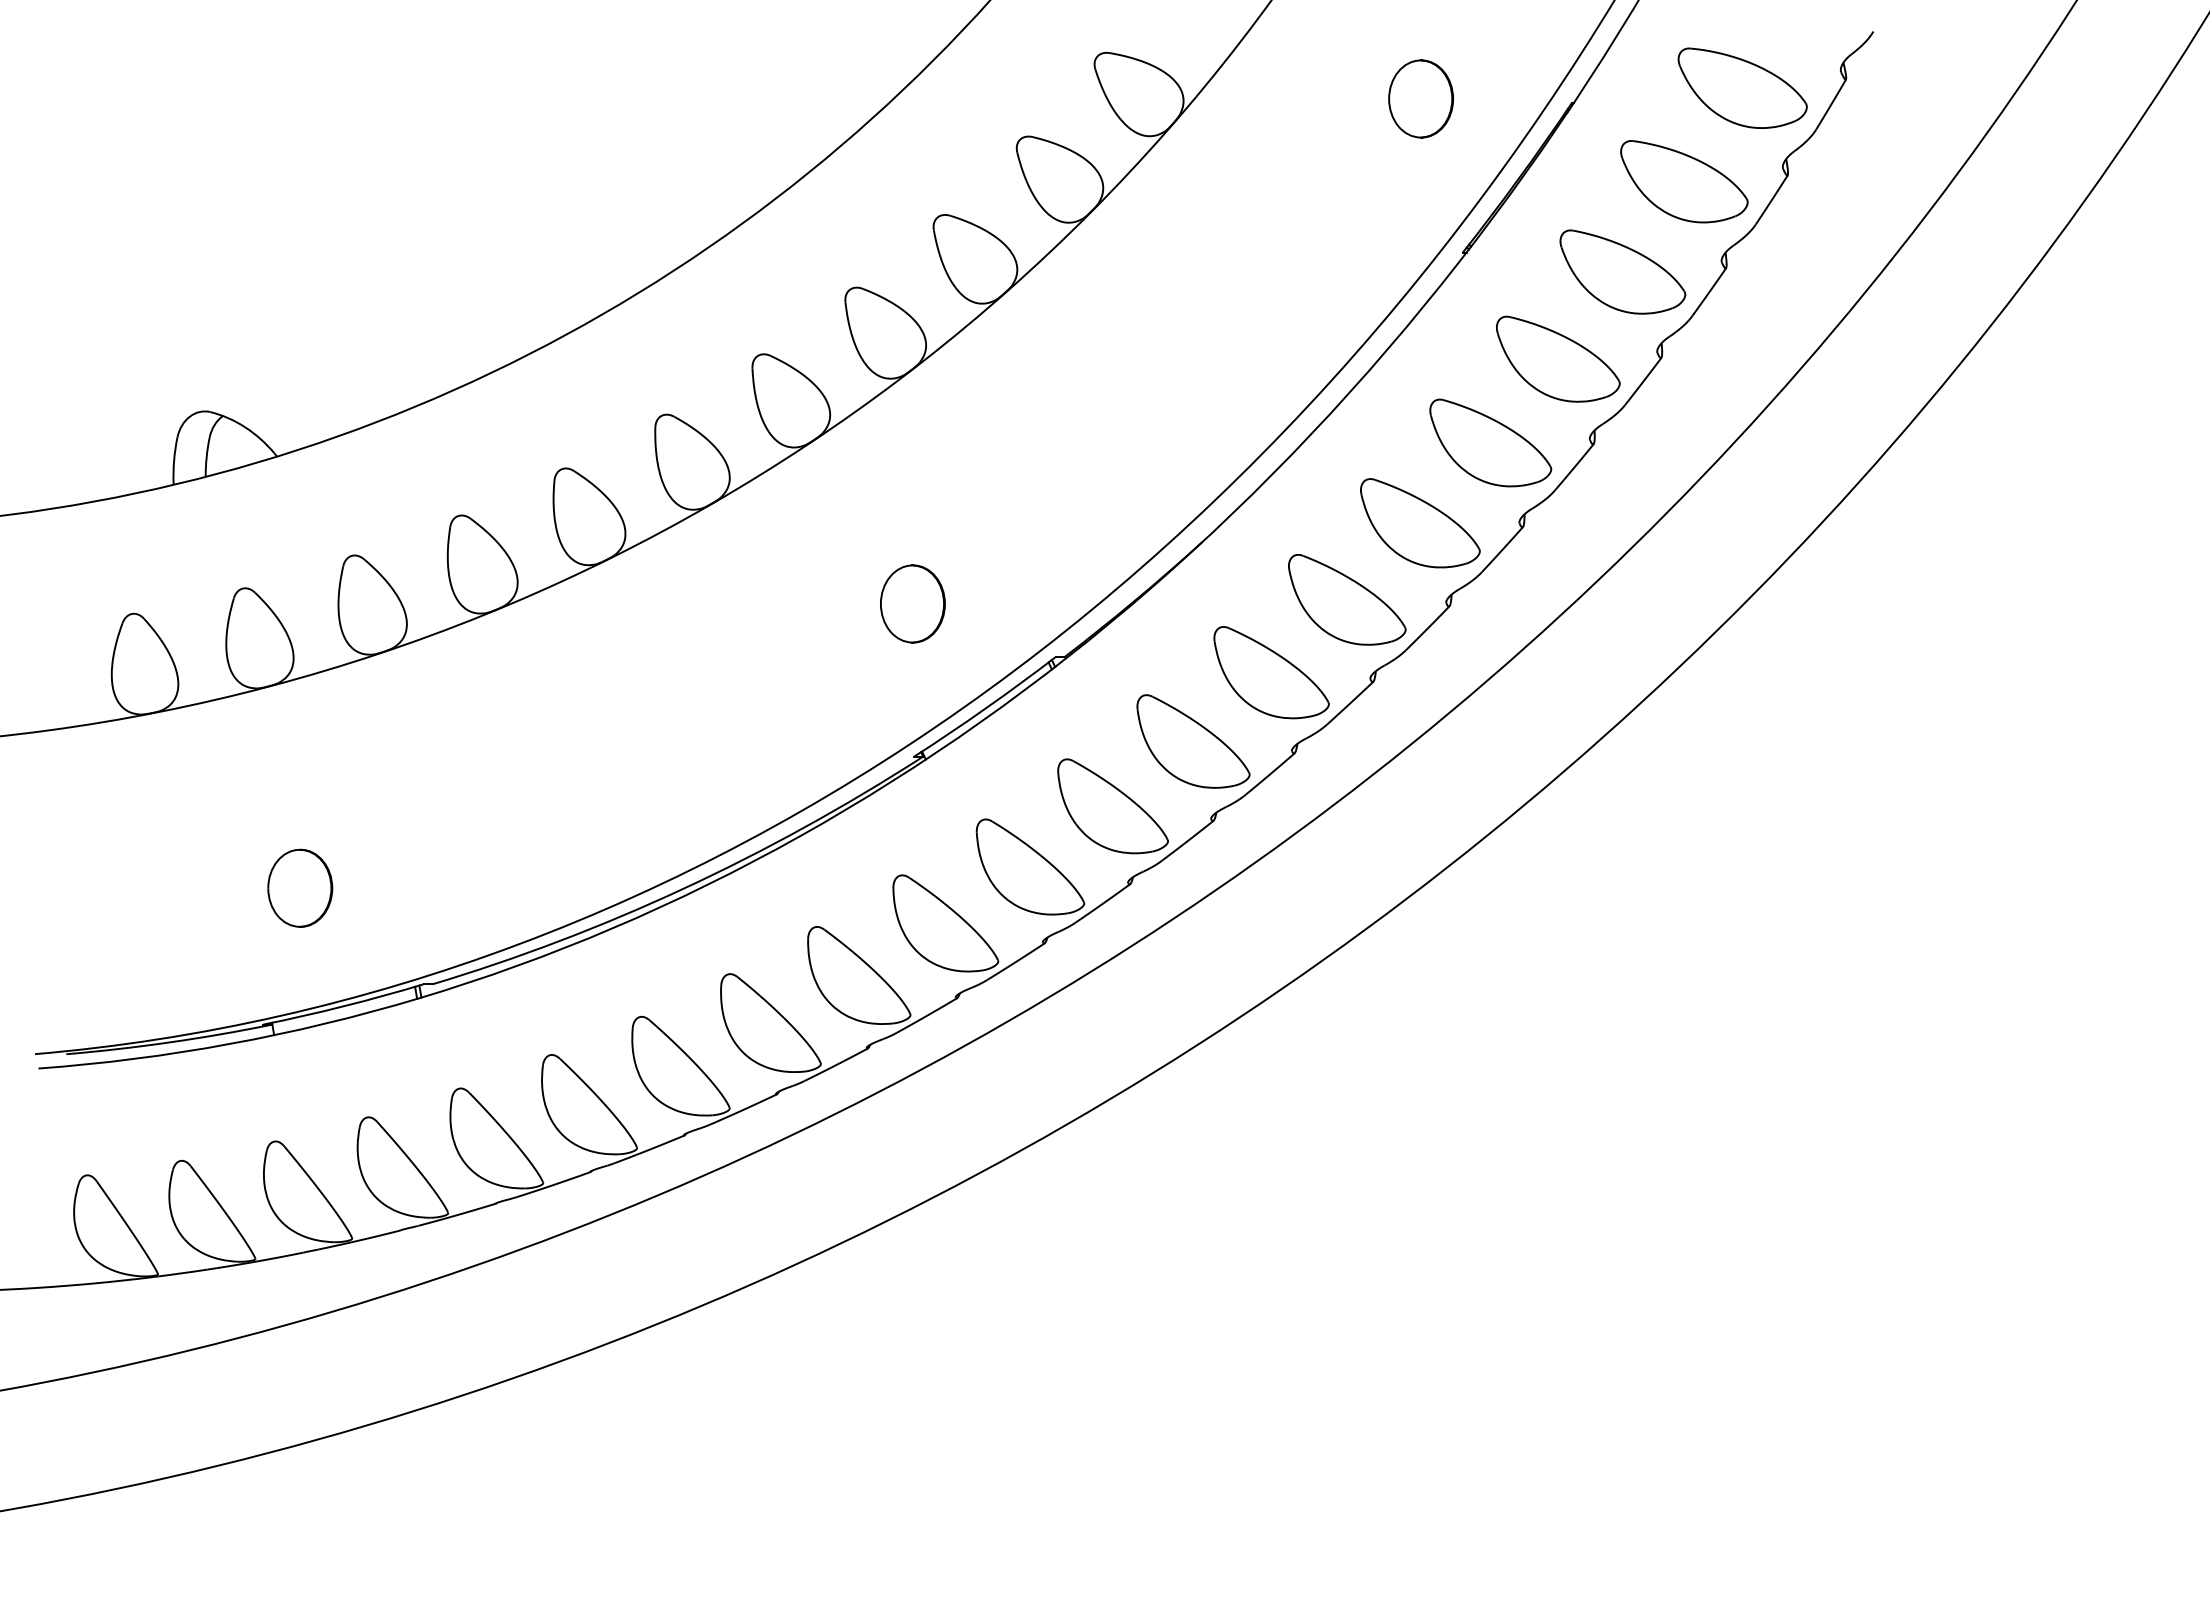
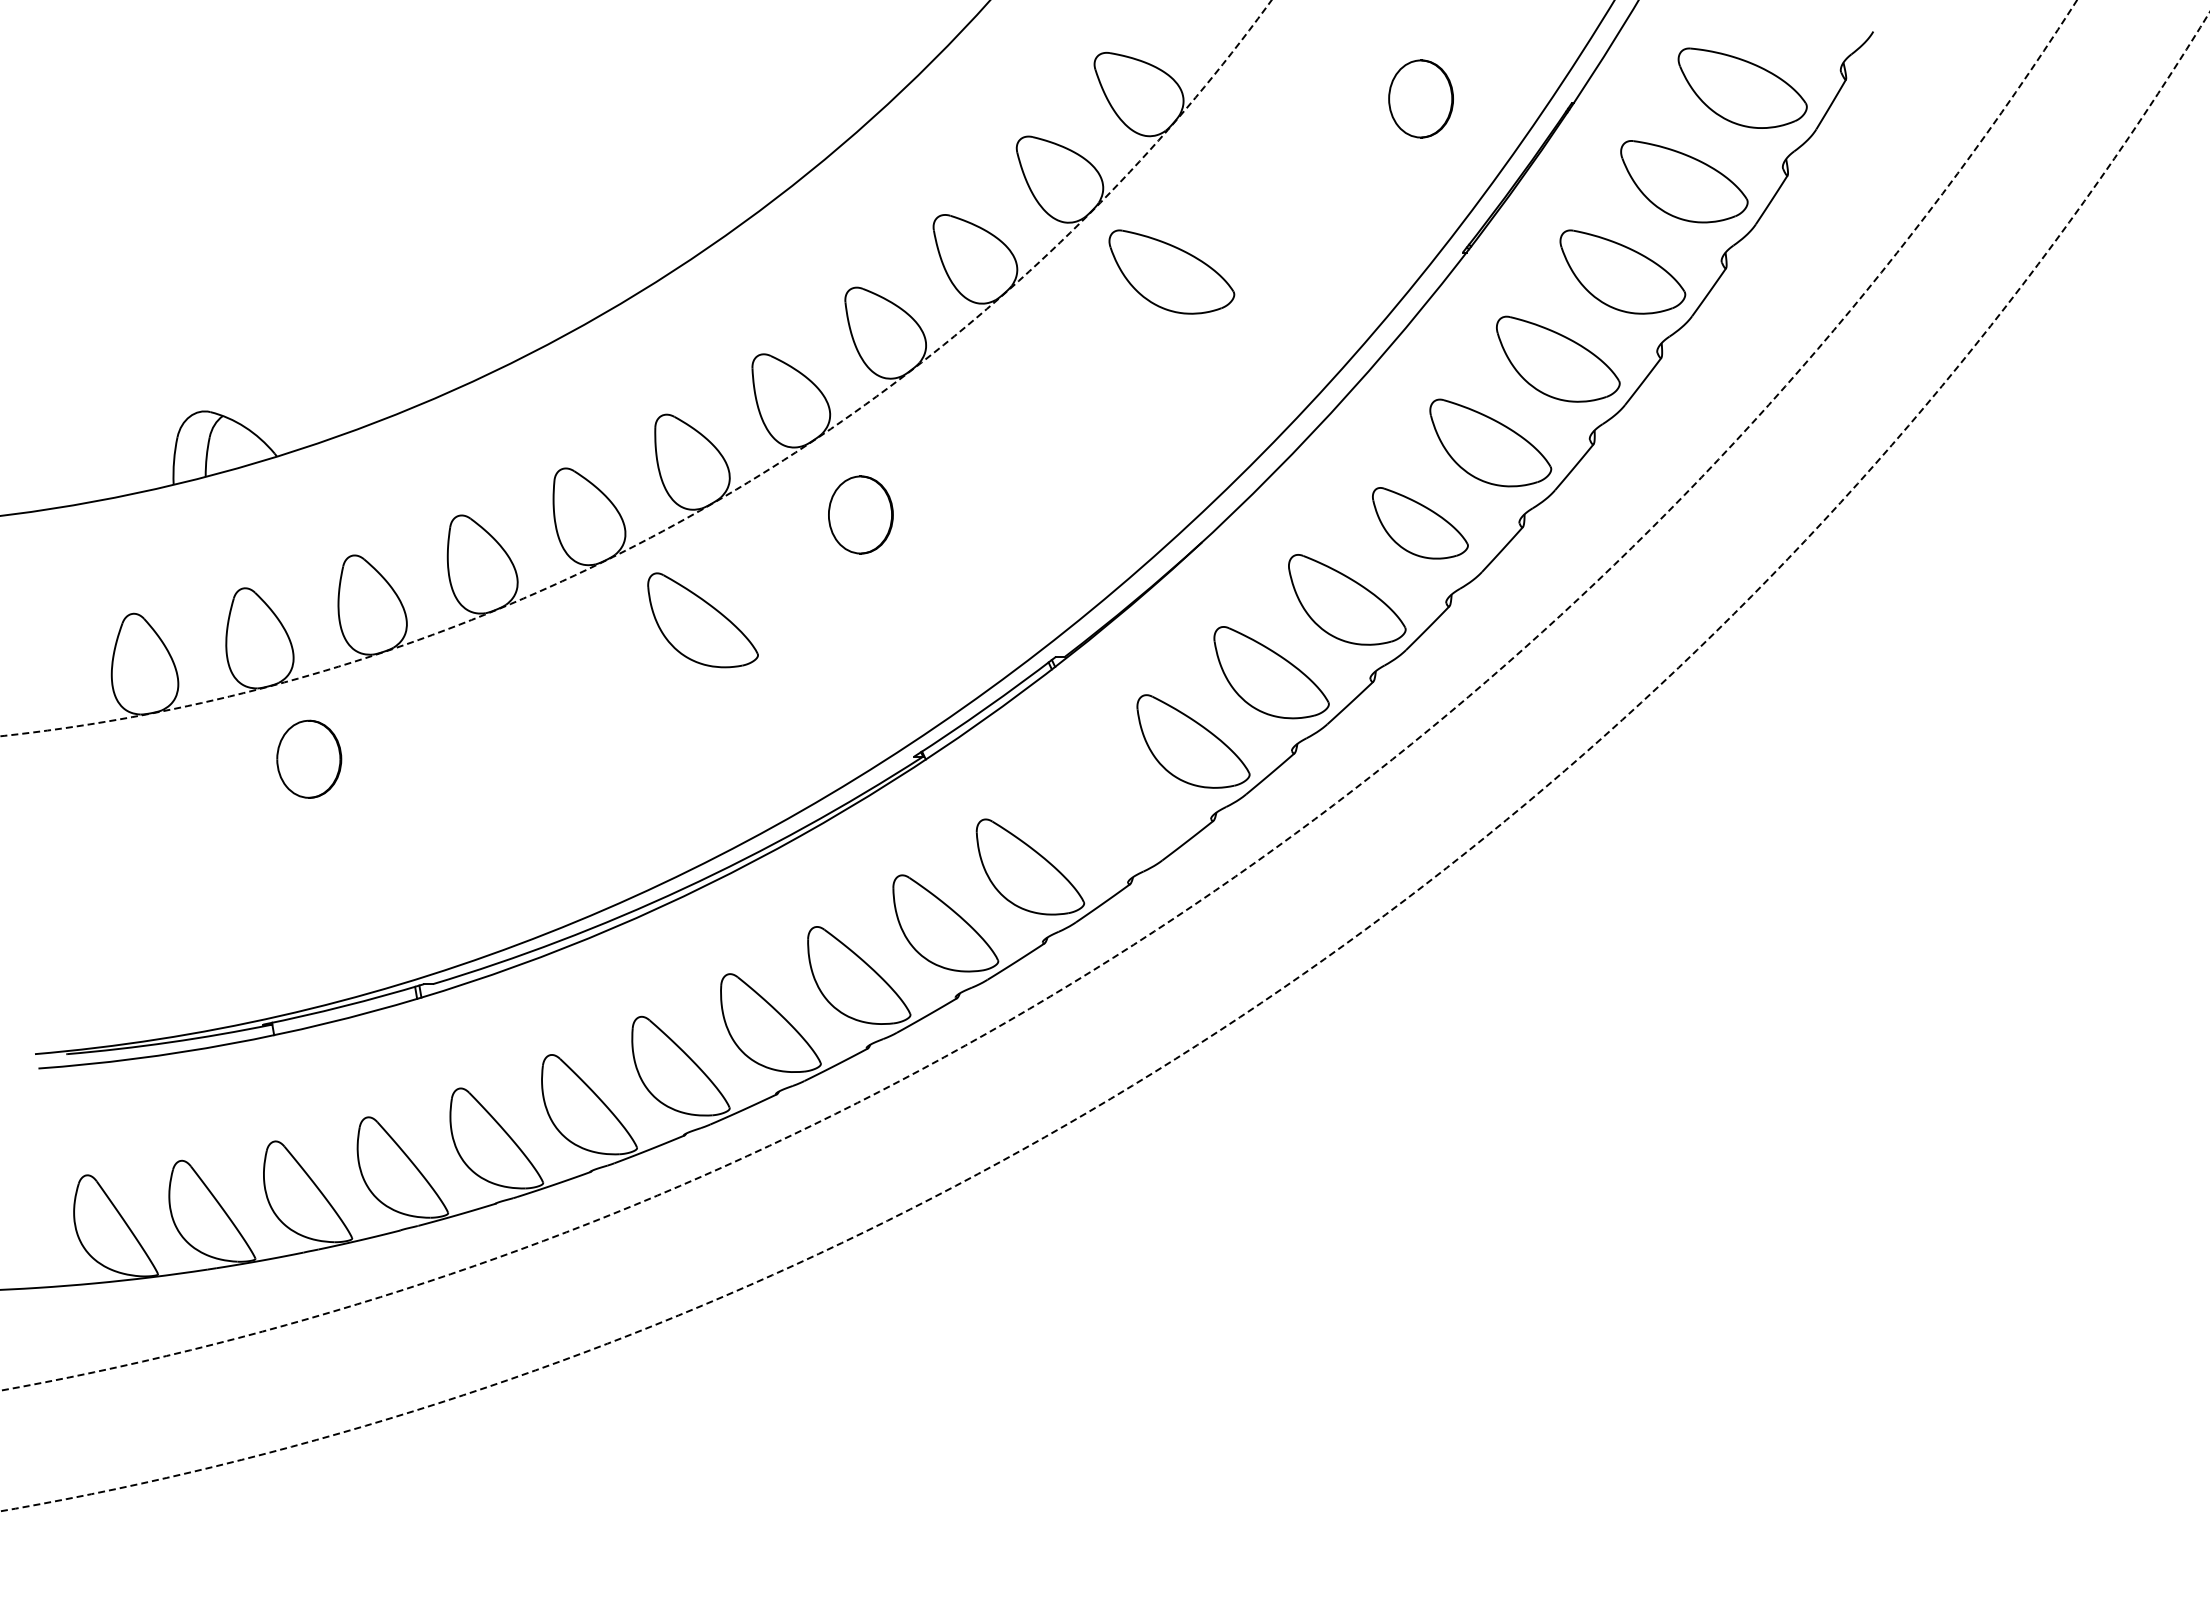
part: none -> present (1171, 271)
arc: solid -> dashed (713, 502)
part size: 121x91 px -> 97x73 px (1420, 523)
part position: (912, 603) -> (860, 514) (860, 514)
part position: (1112, 806) -> (702, 620) (702, 620)
part position: (300, 887) -> (309, 758) (309, 758)
arc: solid -> dashed (1185, 910)
arc: solid -> dashed (1268, 998)
